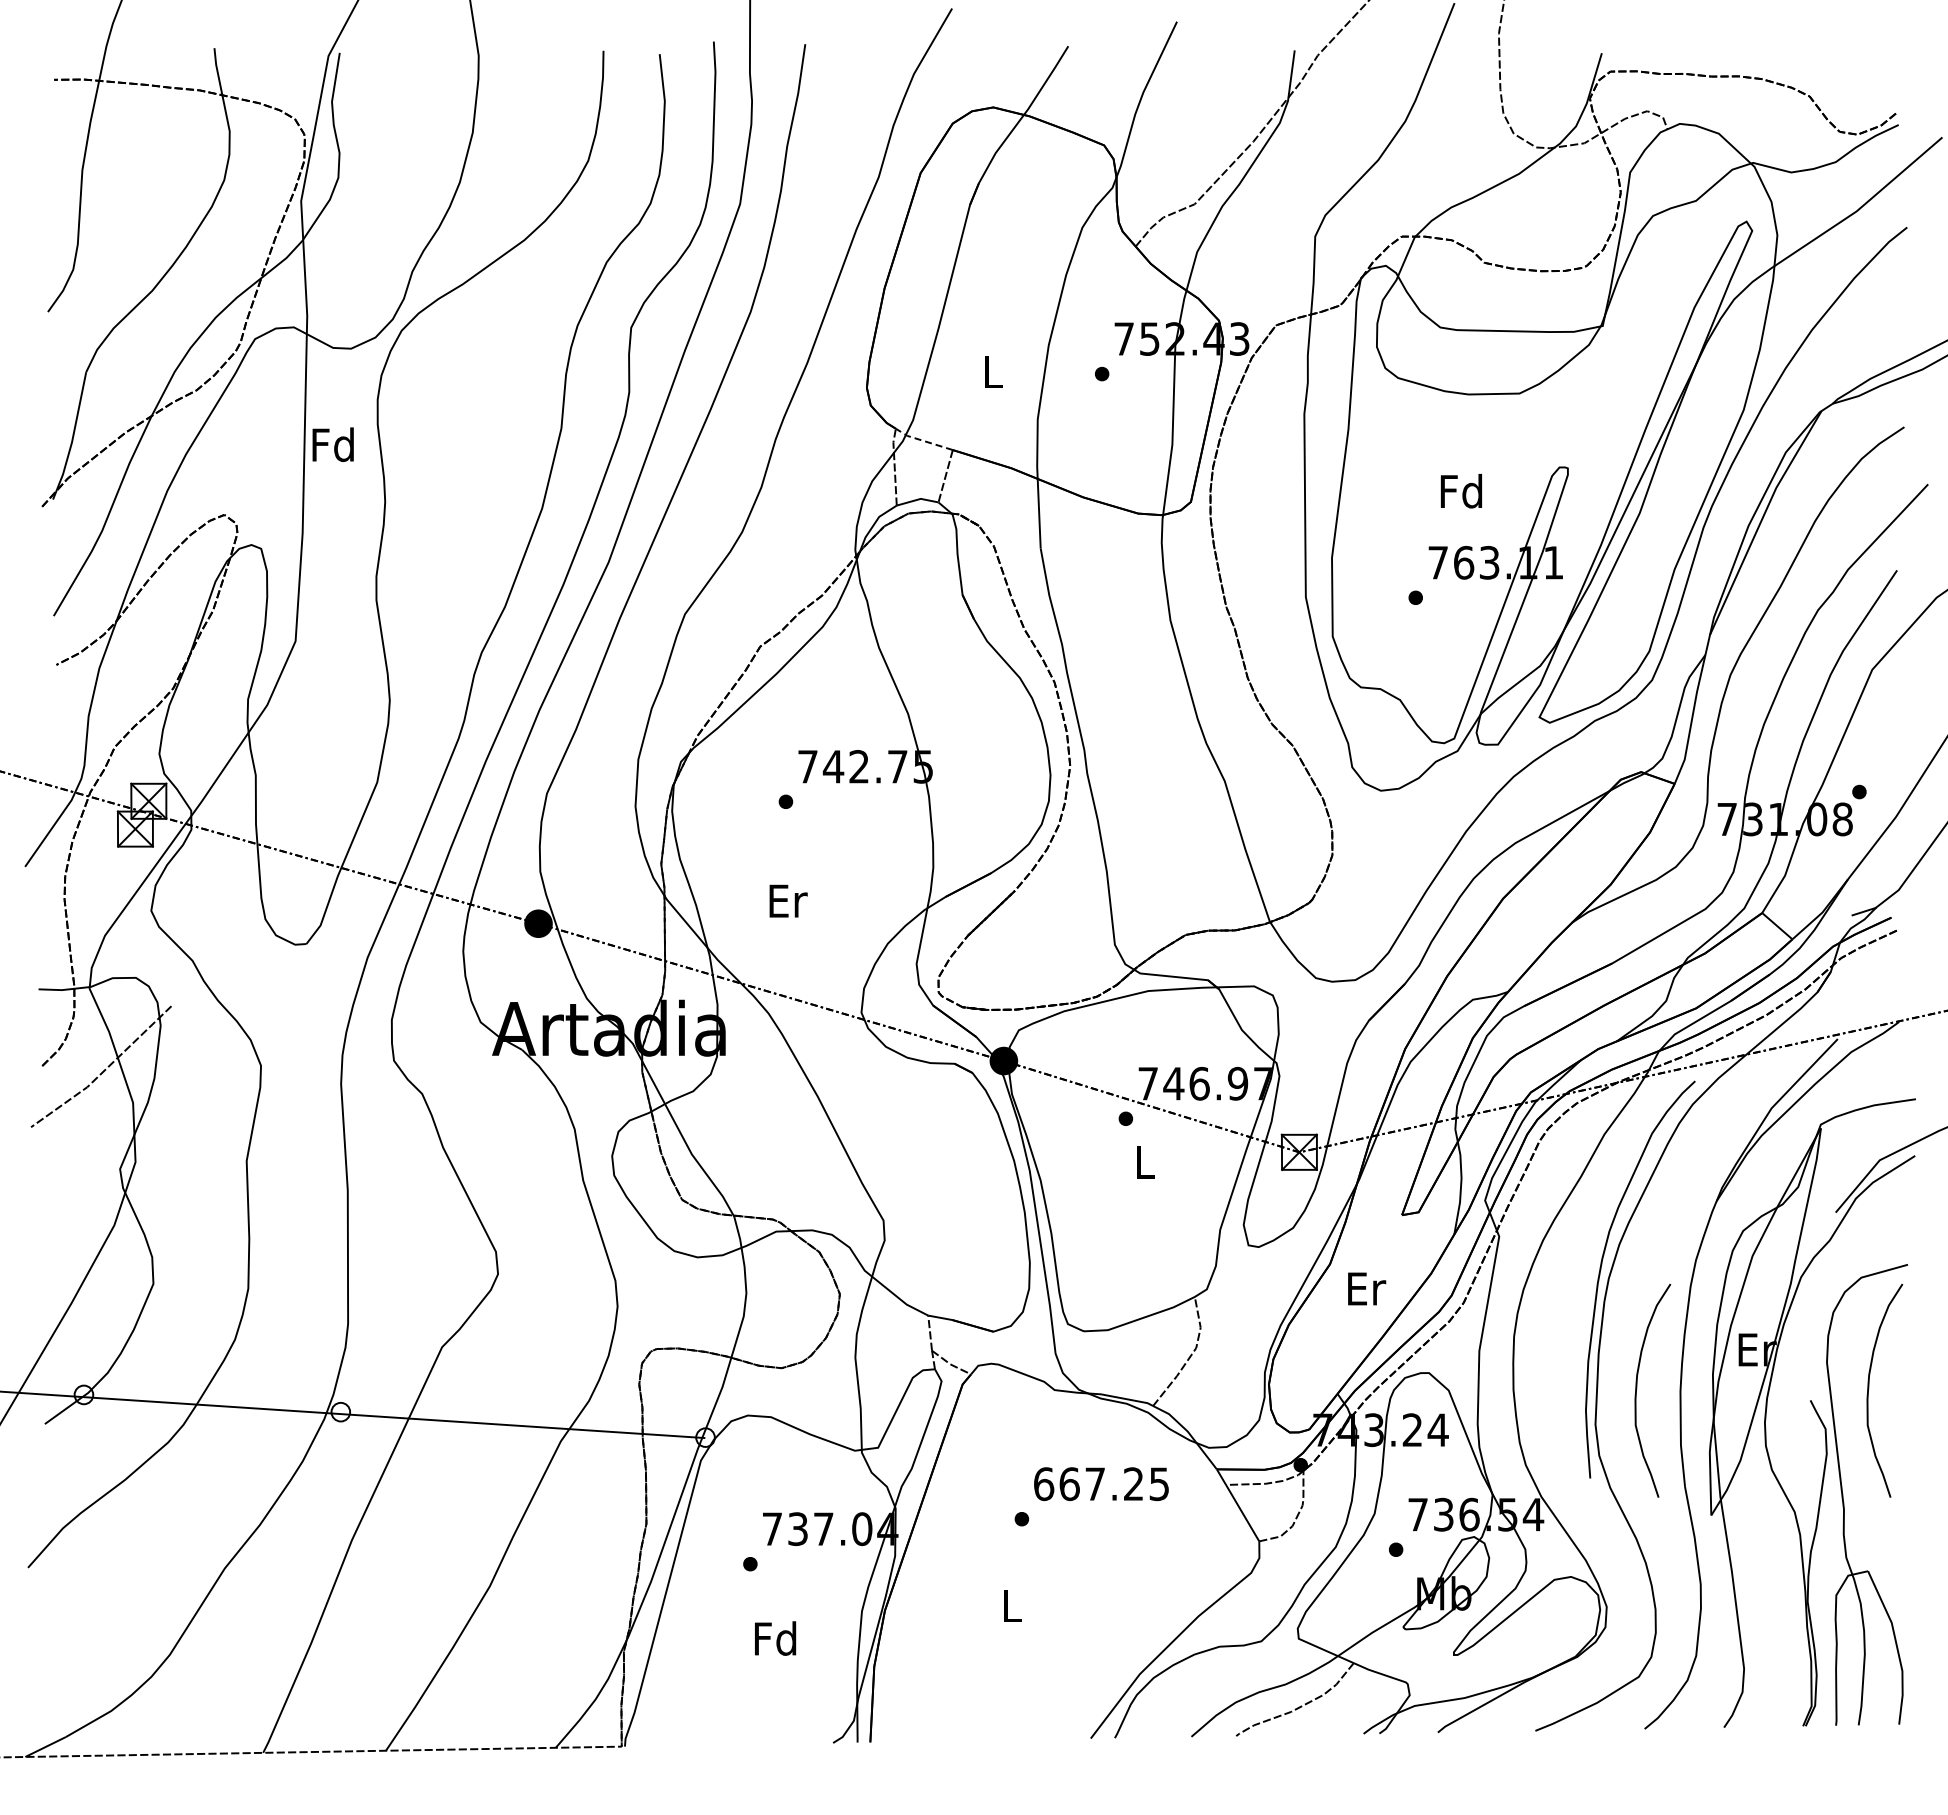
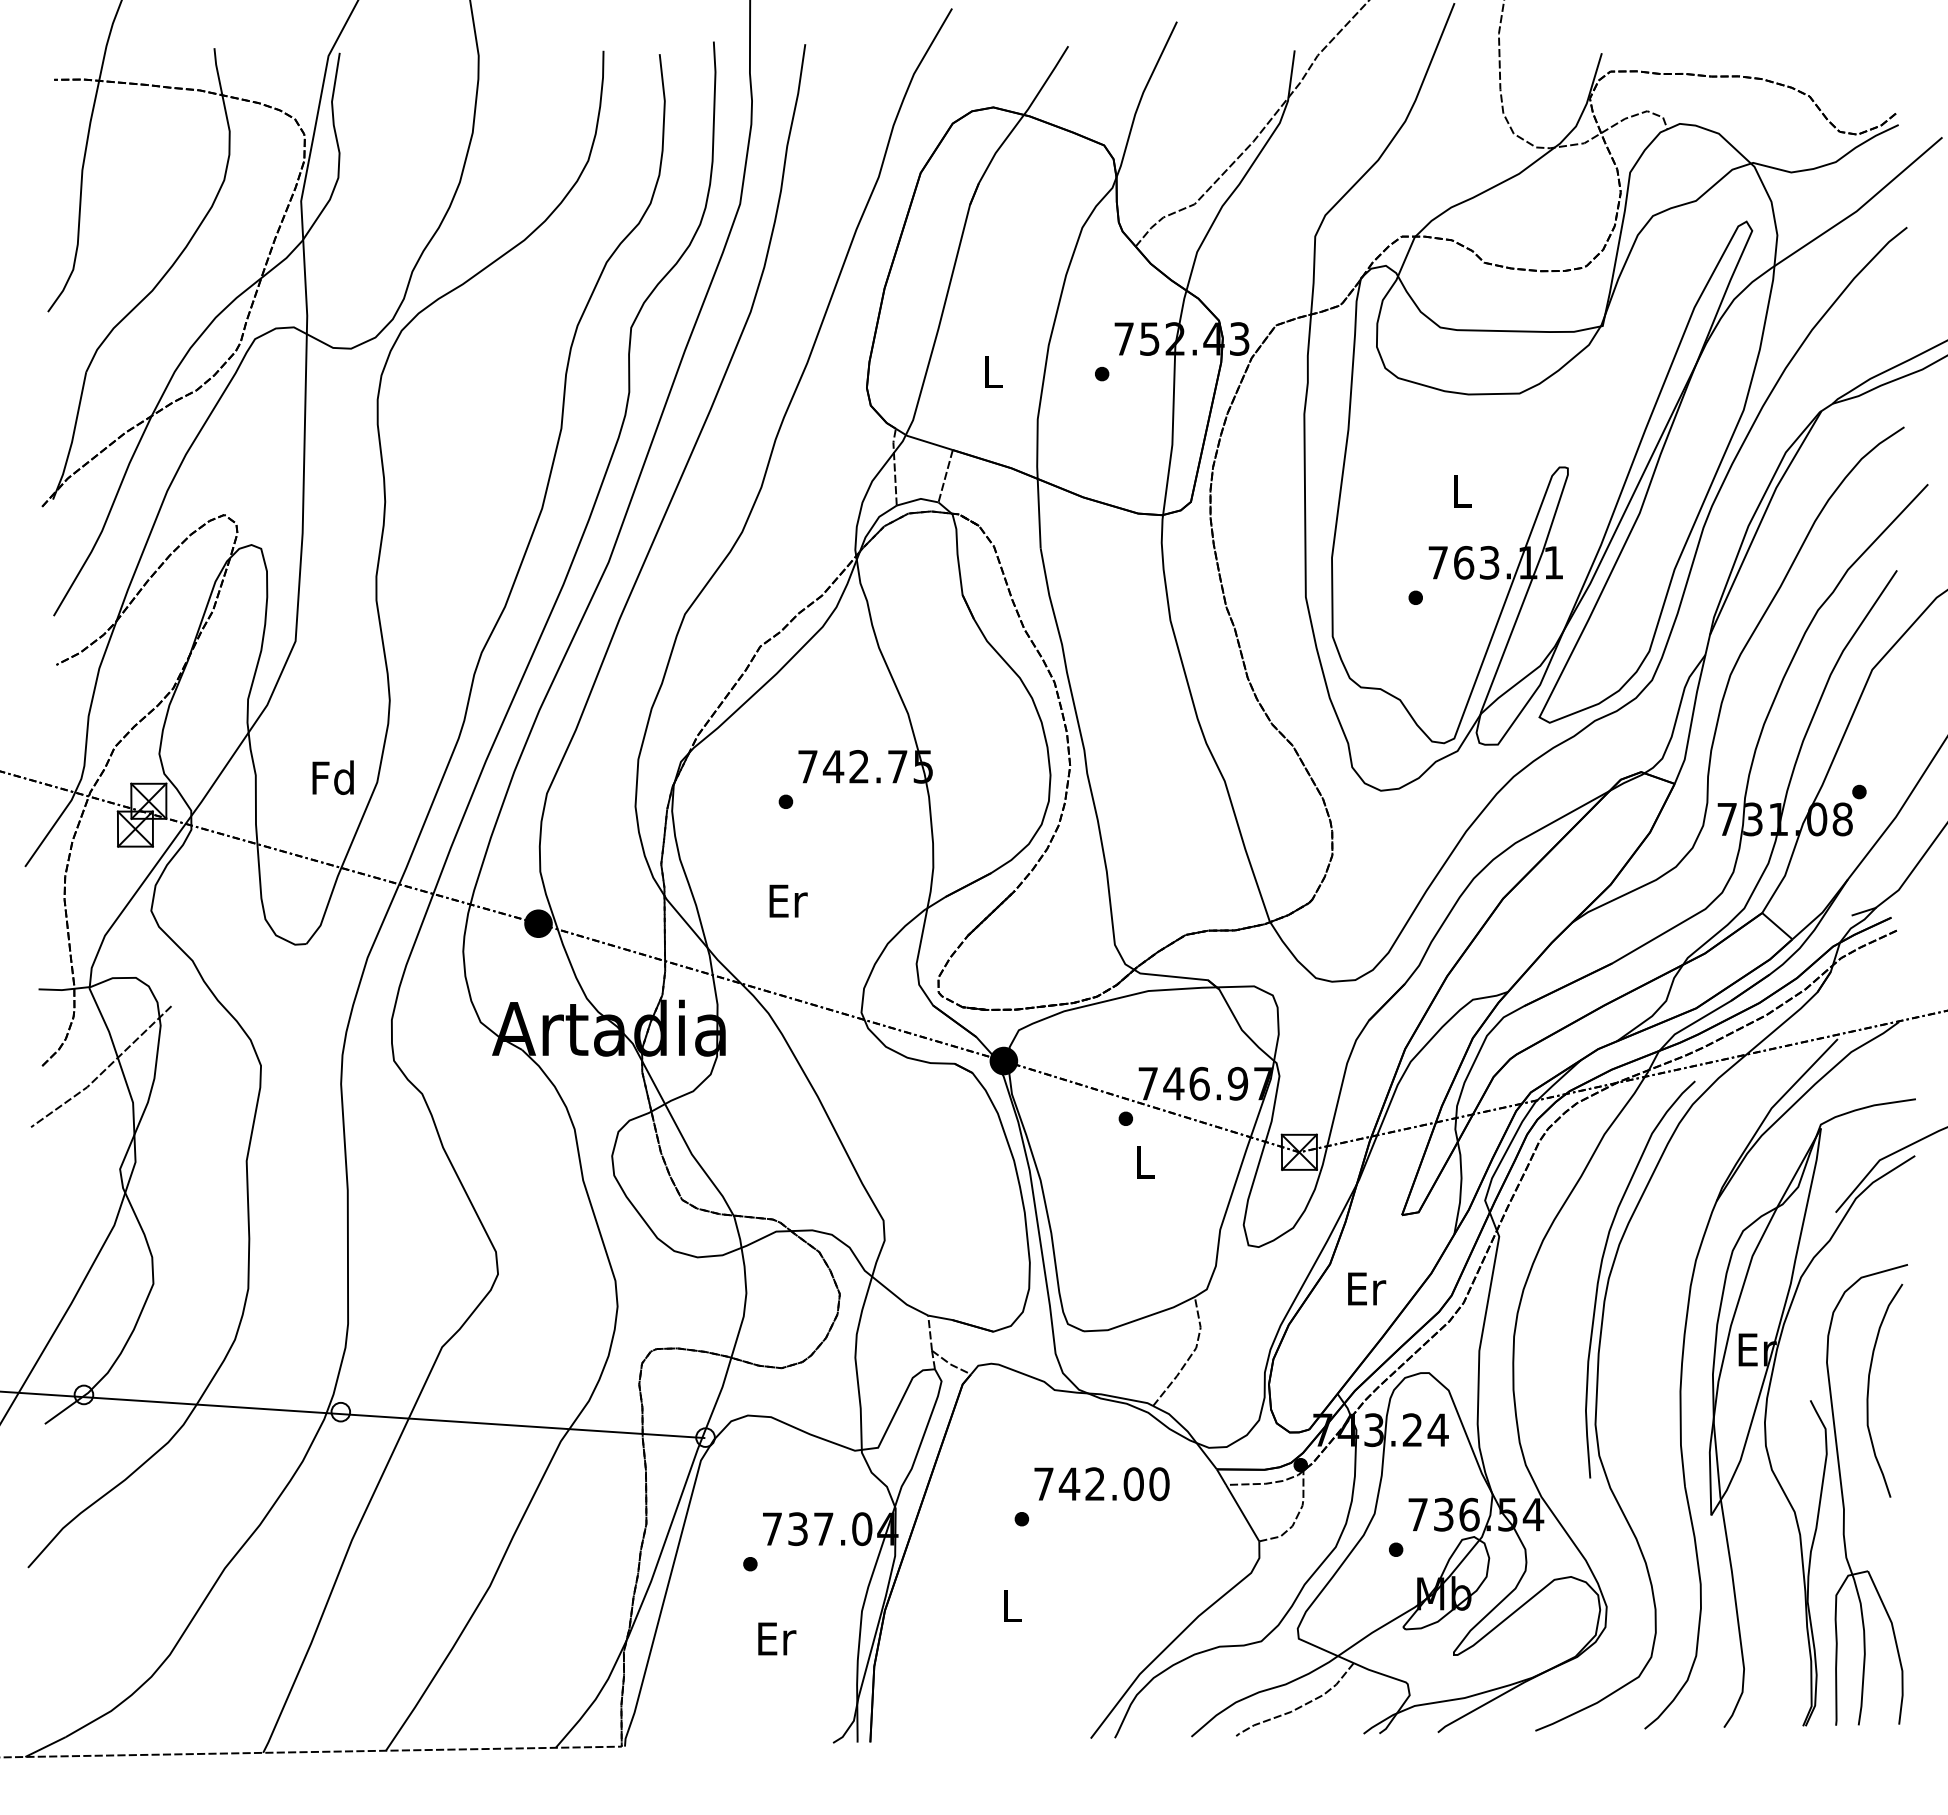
line: dashed -> solid (922, 440)
text position: (332, 444) -> (332, 777) (332, 777)
text: Fd -> L (1461, 490)
curve: present -> none (1637, 1389)
text: 667.25 -> 742.00 (1101, 1484)
text: Fd -> Er (775, 1638)
